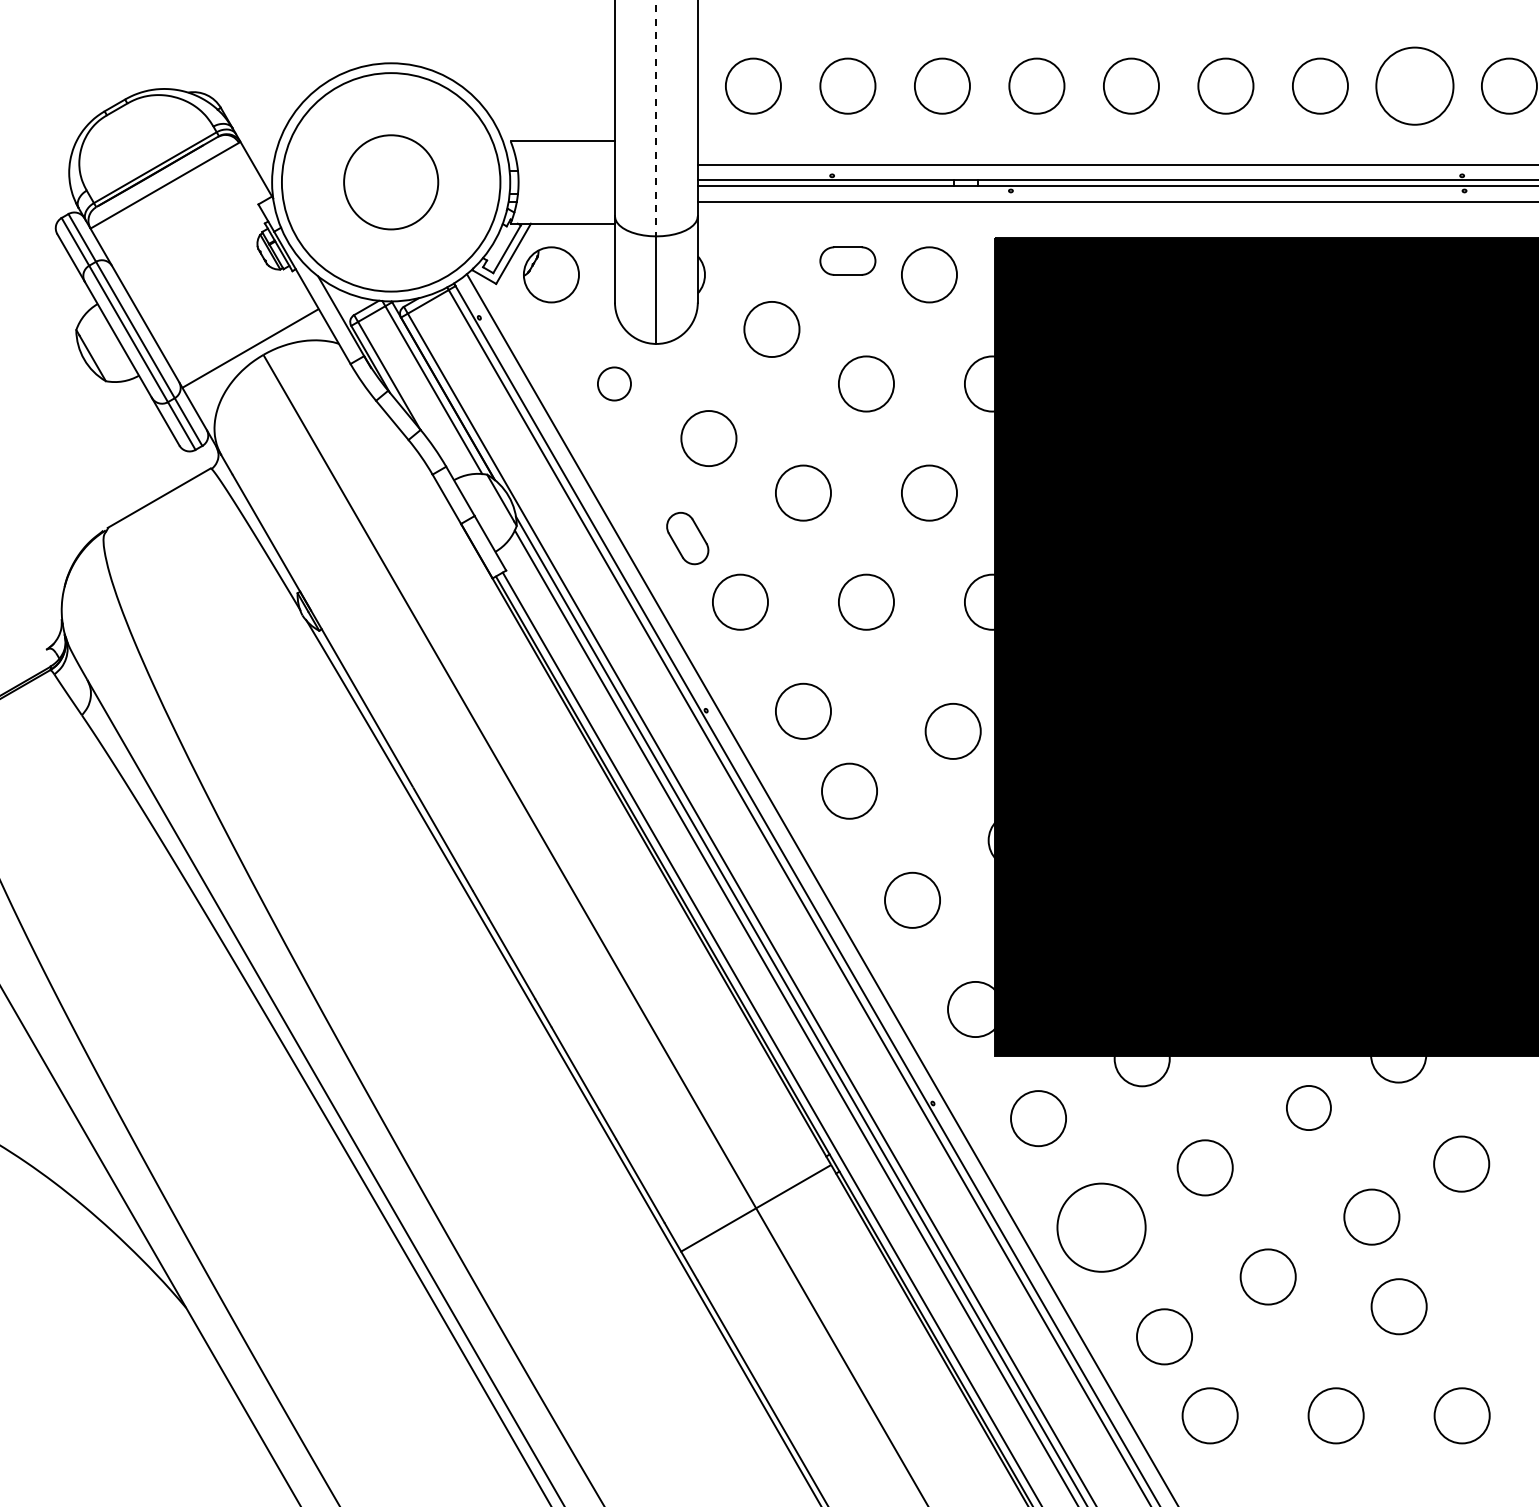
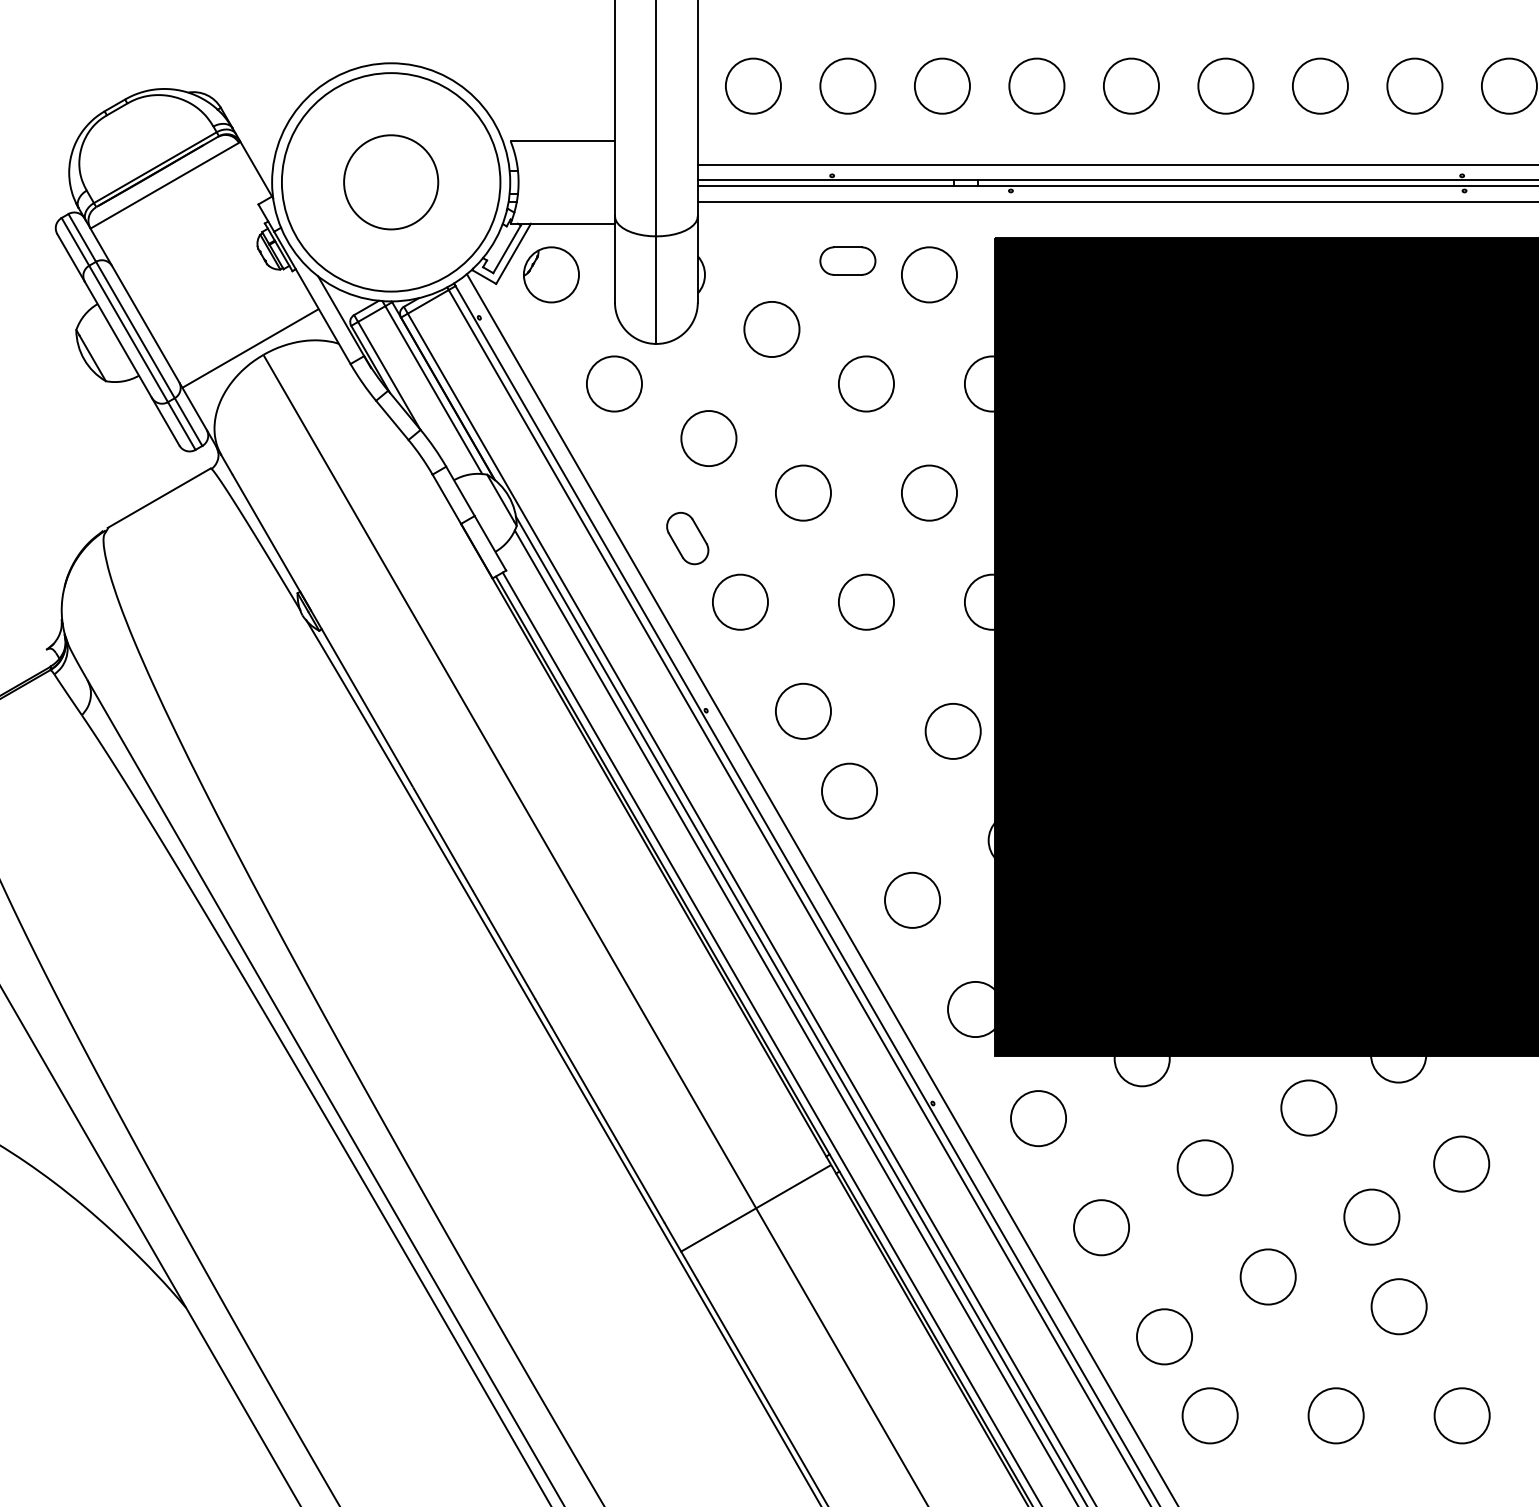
circle diameter: 77 px -> 55 px (1414, 85)
line: dashed -> solid (656, 118)
circle size: 35x36 px -> 57x58 px (614, 383)
circle size: 46x46 px -> 58x58 px (1308, 1107)
circle diameter: 88 px -> 55 px (1101, 1227)
